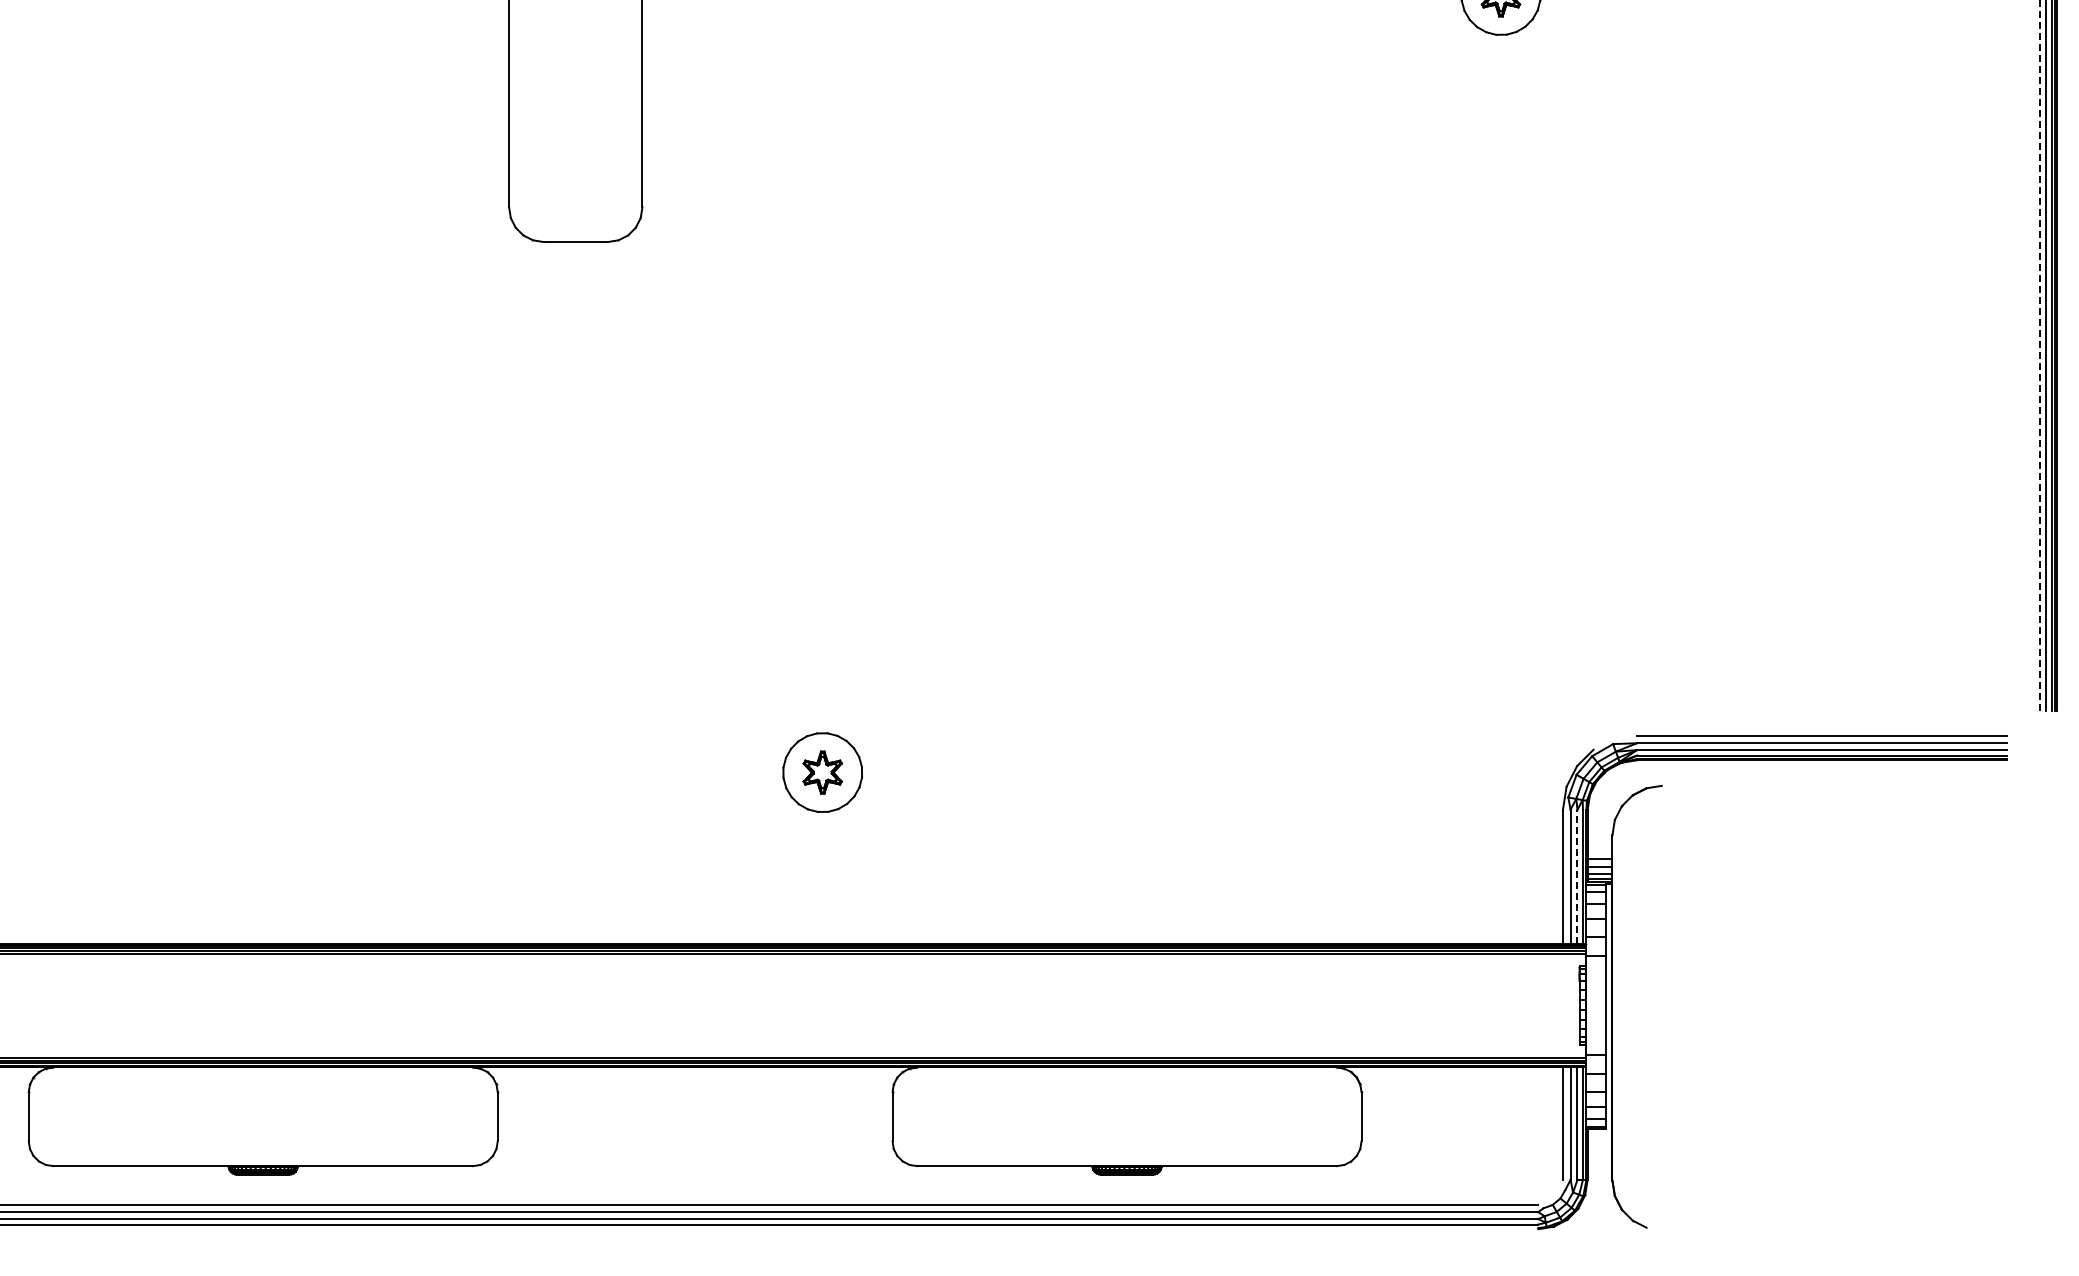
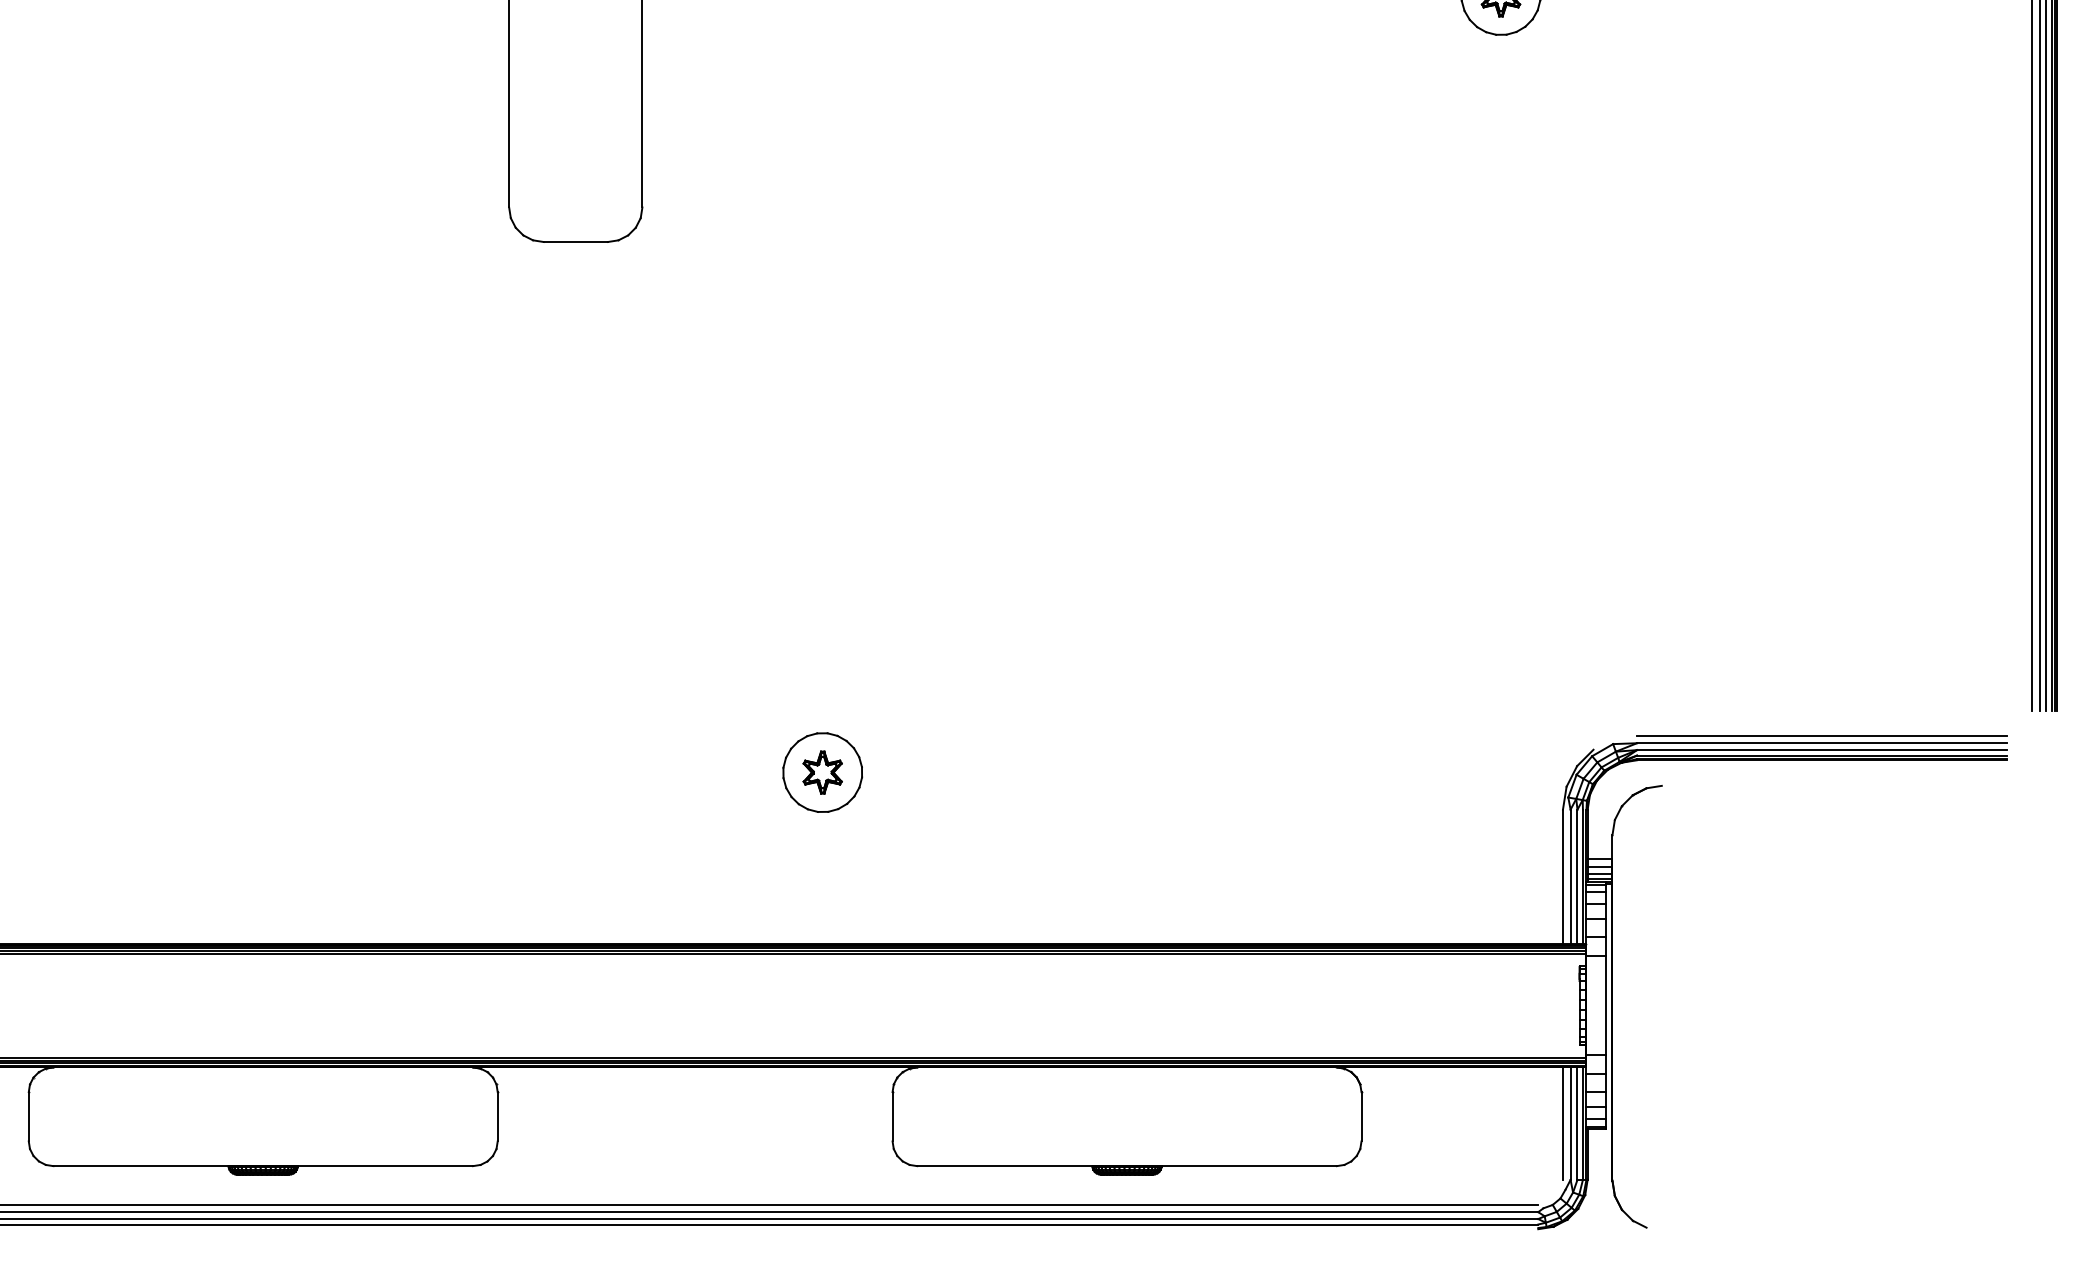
line: dashed -> solid (2039, 355)
line: none -> present (2031, 356)
line: dashed -> solid (1577, 876)
